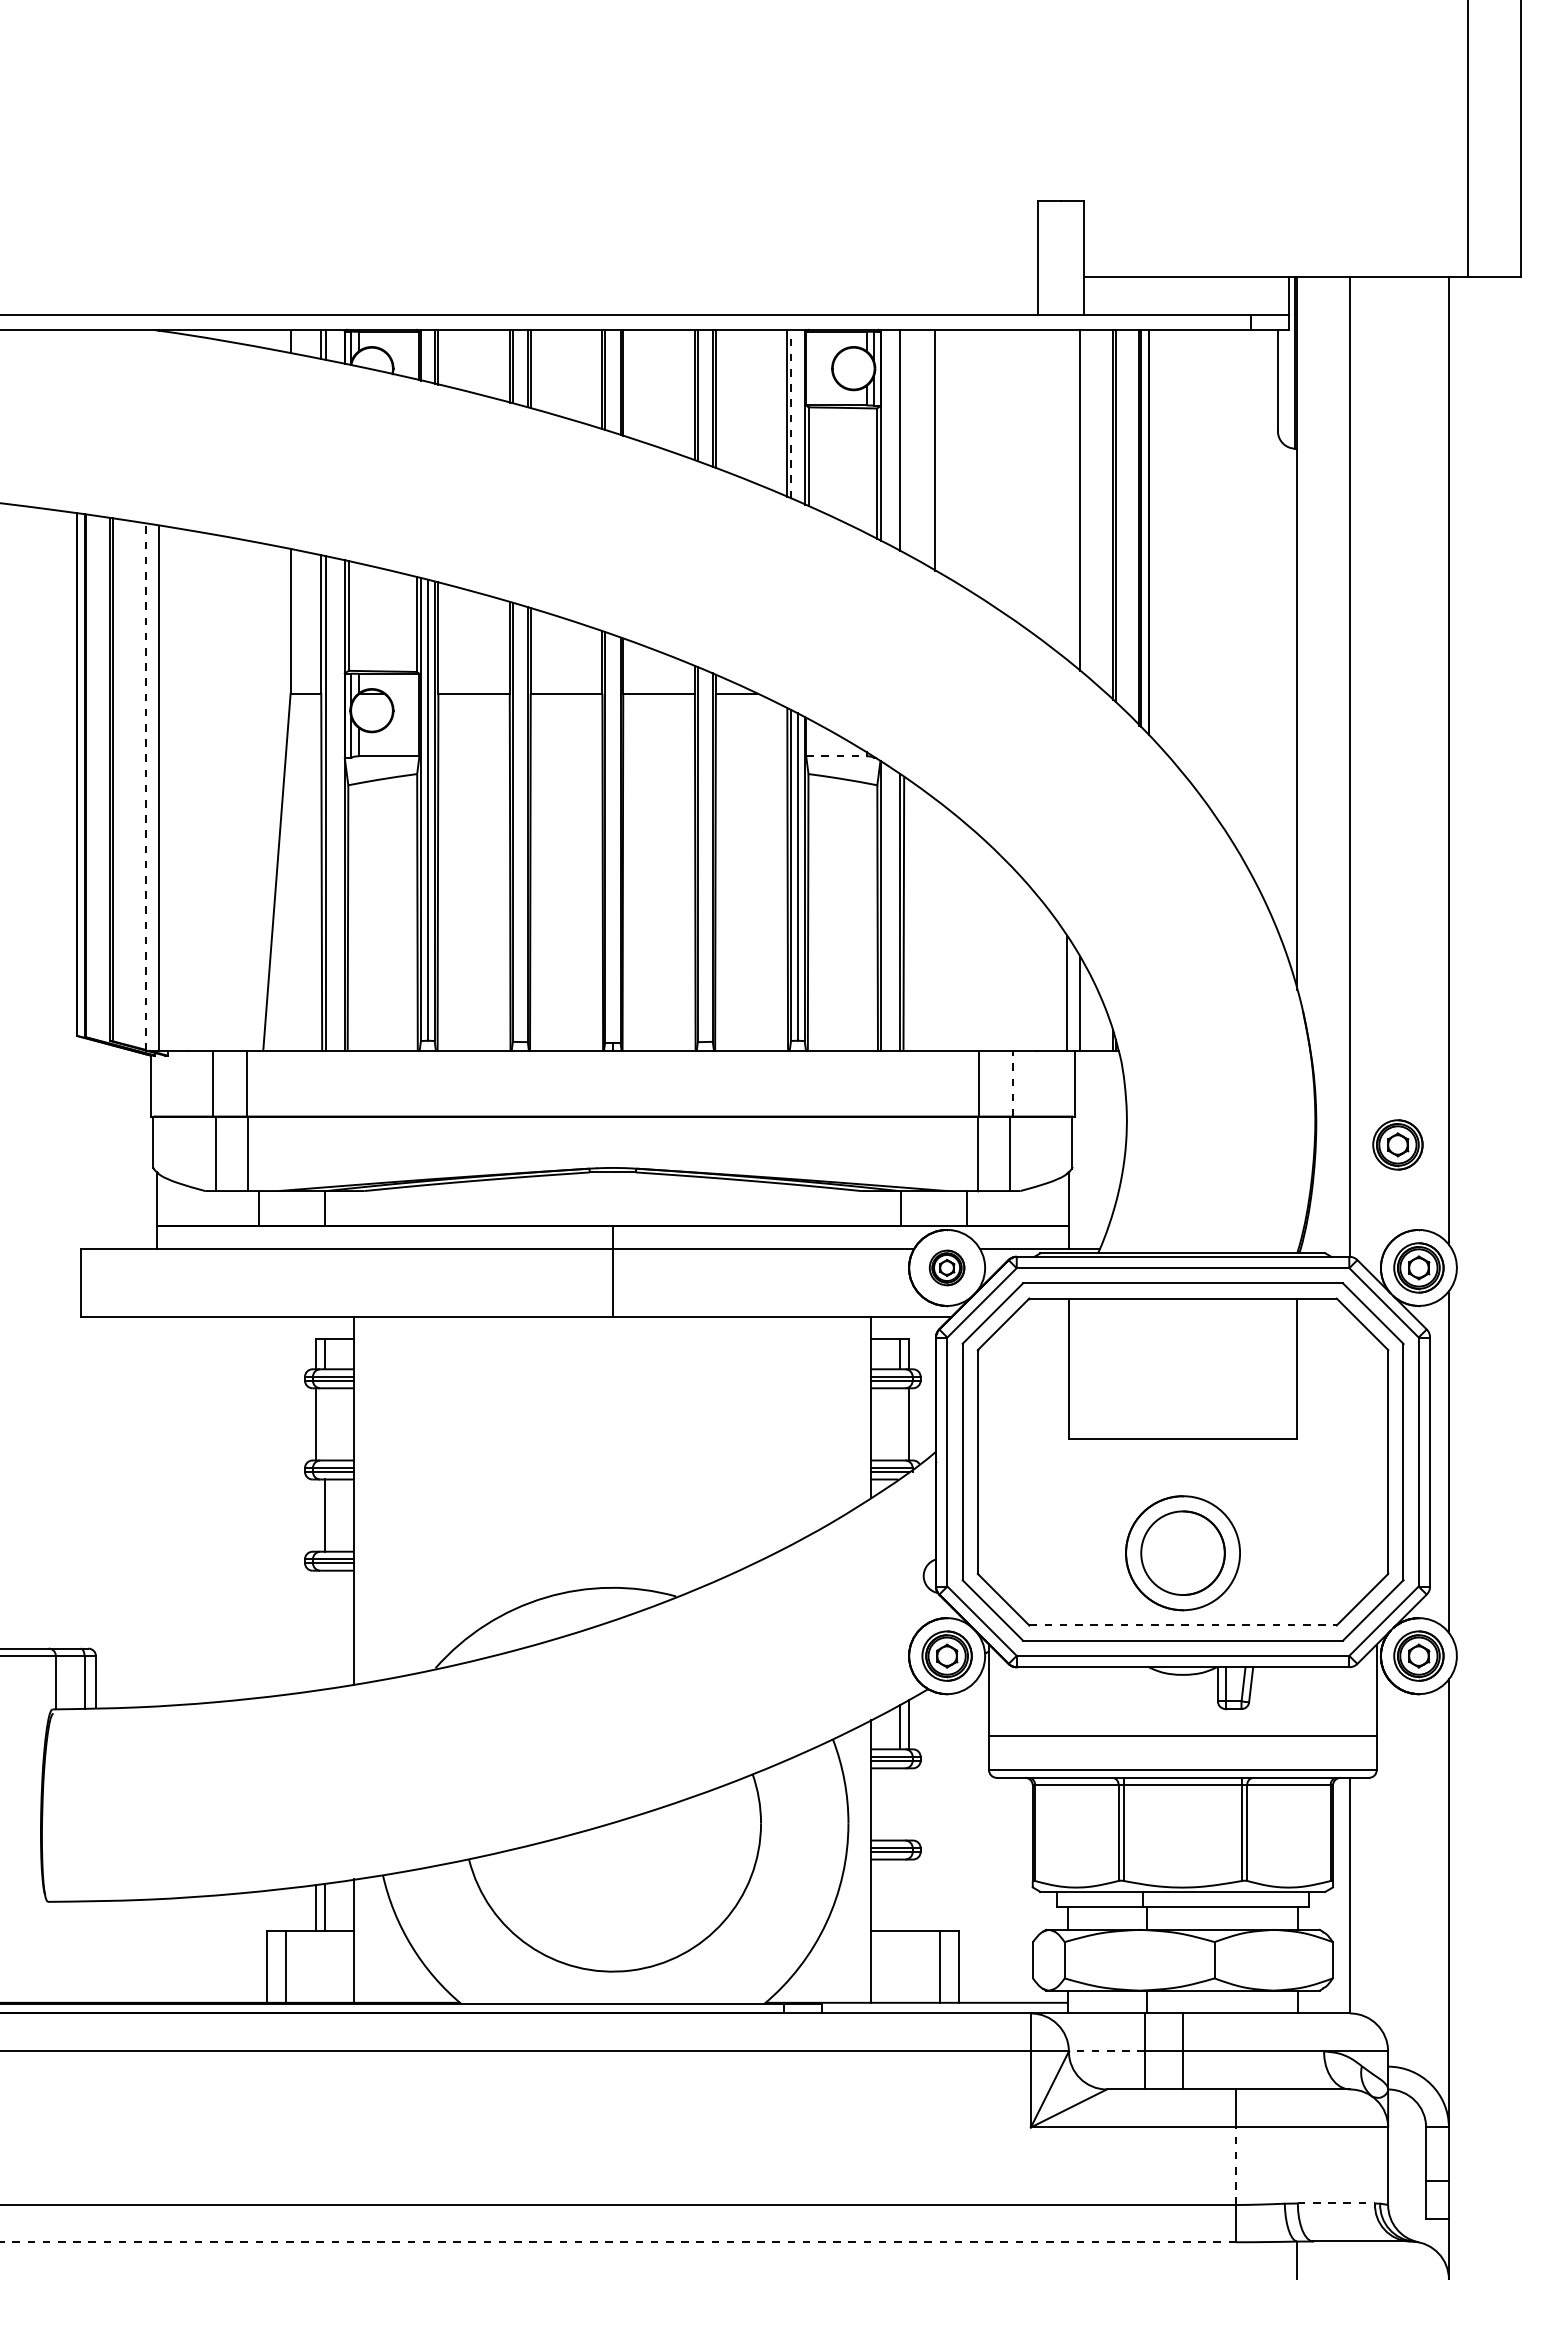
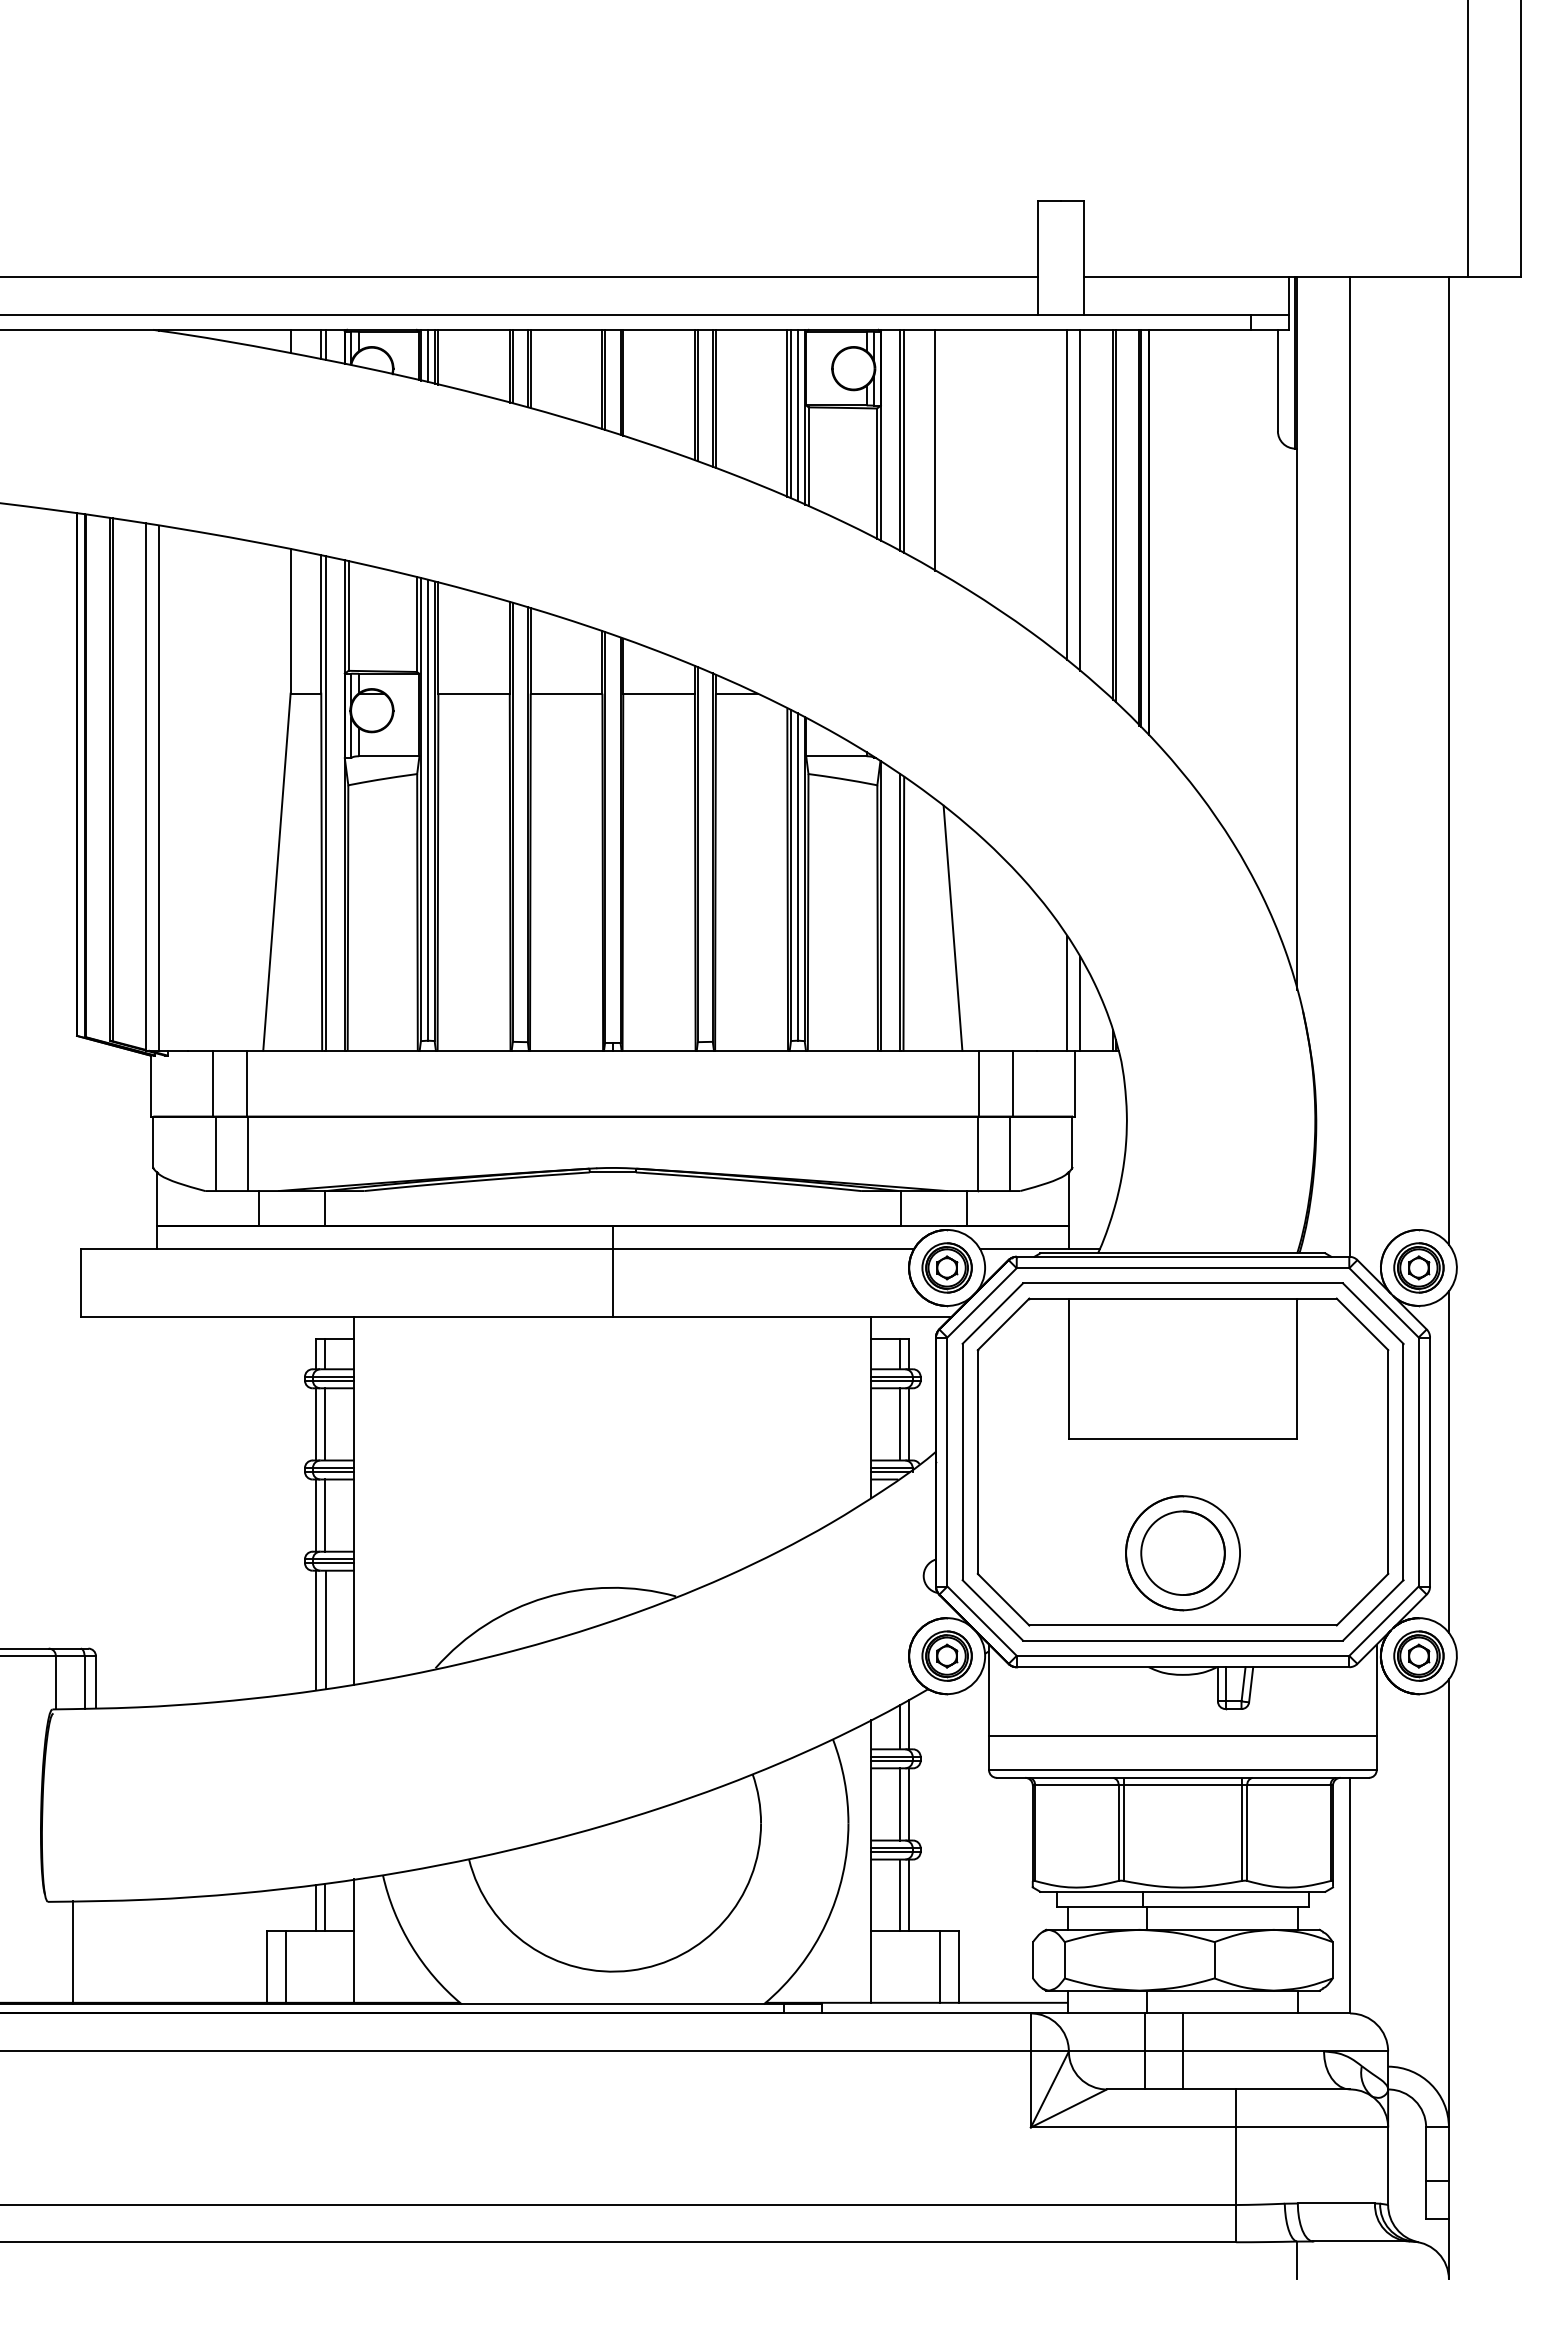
line: none -> present (520, 276)
line: none -> present (427, 355)
line: dashed -> solid (791, 413)
line: none -> present (797, 415)
line: none -> present (904, 441)
line: none -> present (1066, 494)
line: dashed -> solid (836, 756)
line: dashed -> solid (145, 787)
line: none -> present (952, 927)
line: dashed -> solid (1012, 1083)
part: present -> none (1397, 1144)
part size: 38x38 px -> 52x52 px (946, 1267)
line: none -> present (325, 1424)
line: none -> present (900, 1424)
line: none -> present (316, 1515)
line: dashed -> solid (1183, 1625)
line: none -> present (325, 1629)
line: none -> present (316, 1630)
line: none -> present (900, 1804)
line: none -> present (909, 1804)
line: none -> present (900, 1895)
line: none -> present (909, 1895)
line: none -> present (73, 1952)
line: dashed -> solid (1106, 2051)
line: dashed -> solid (1236, 2166)
line: dashed -> solid (1336, 2203)
line: dashed -> solid (618, 2242)
